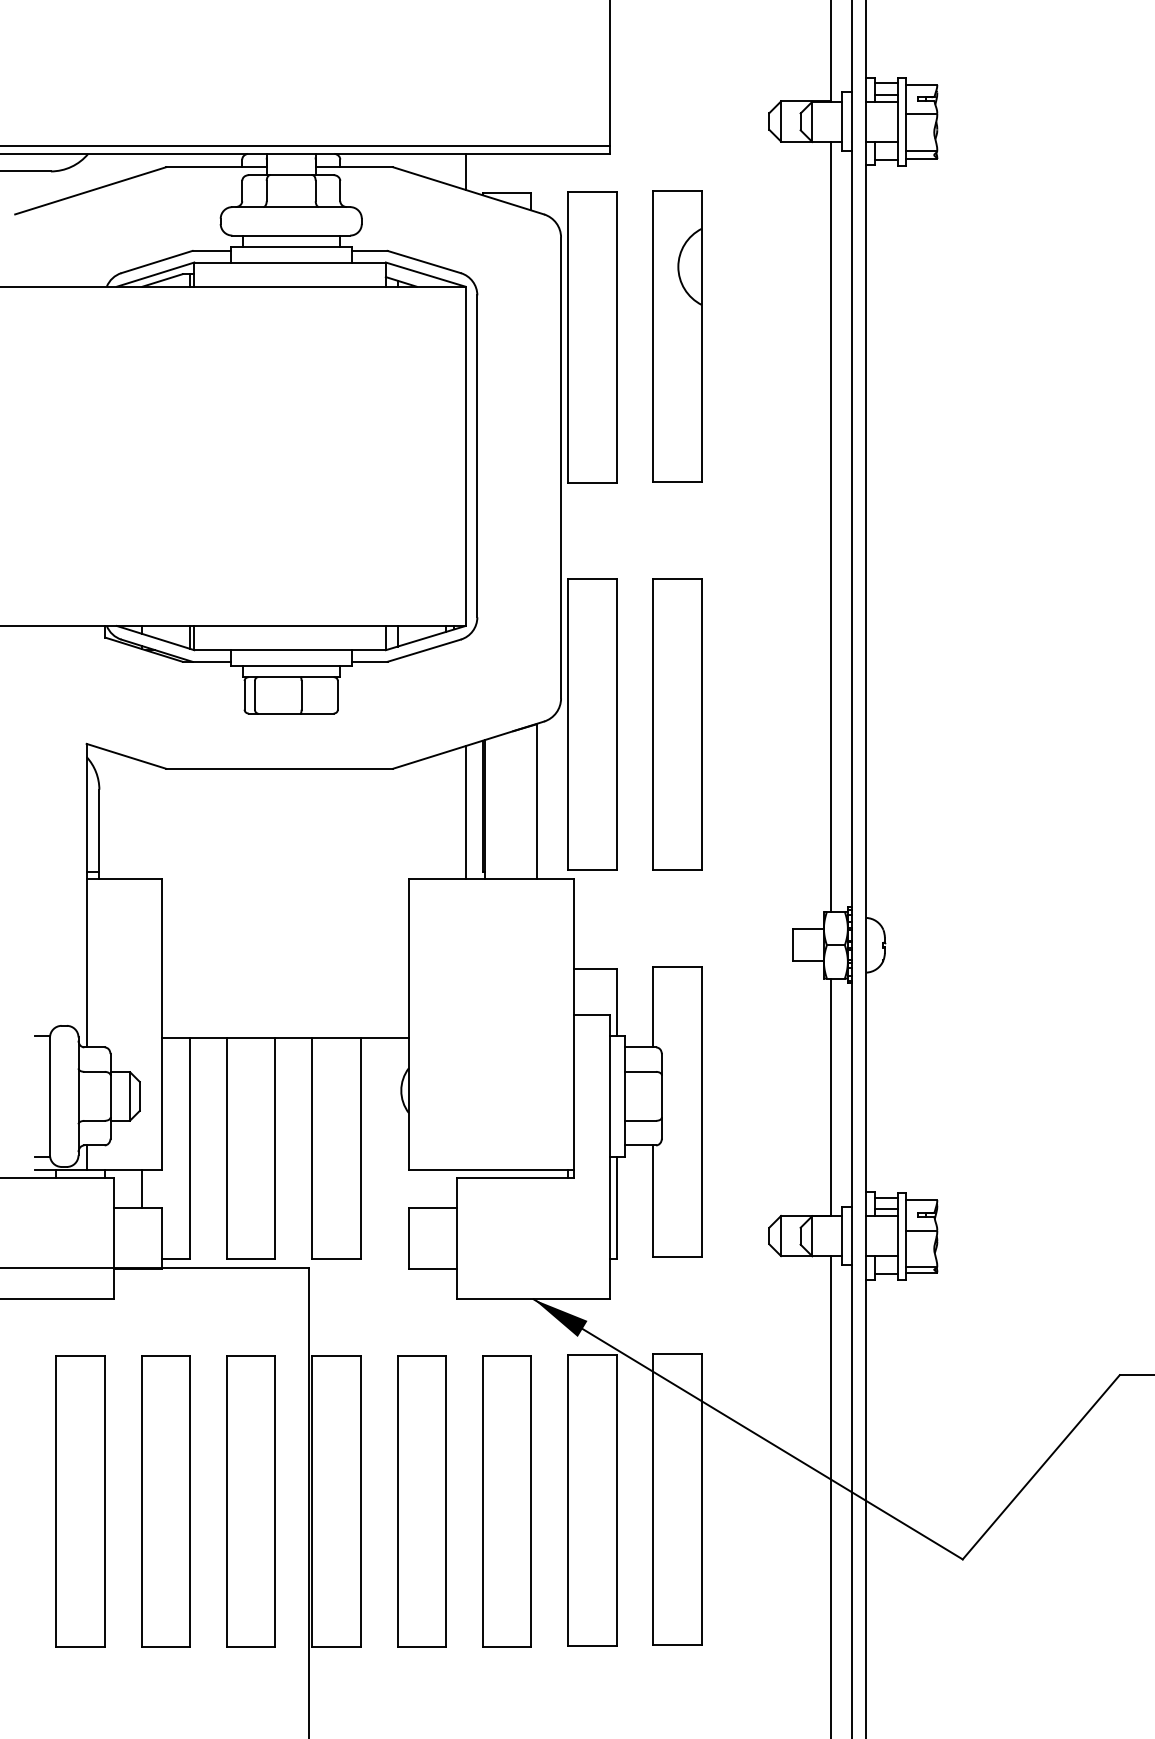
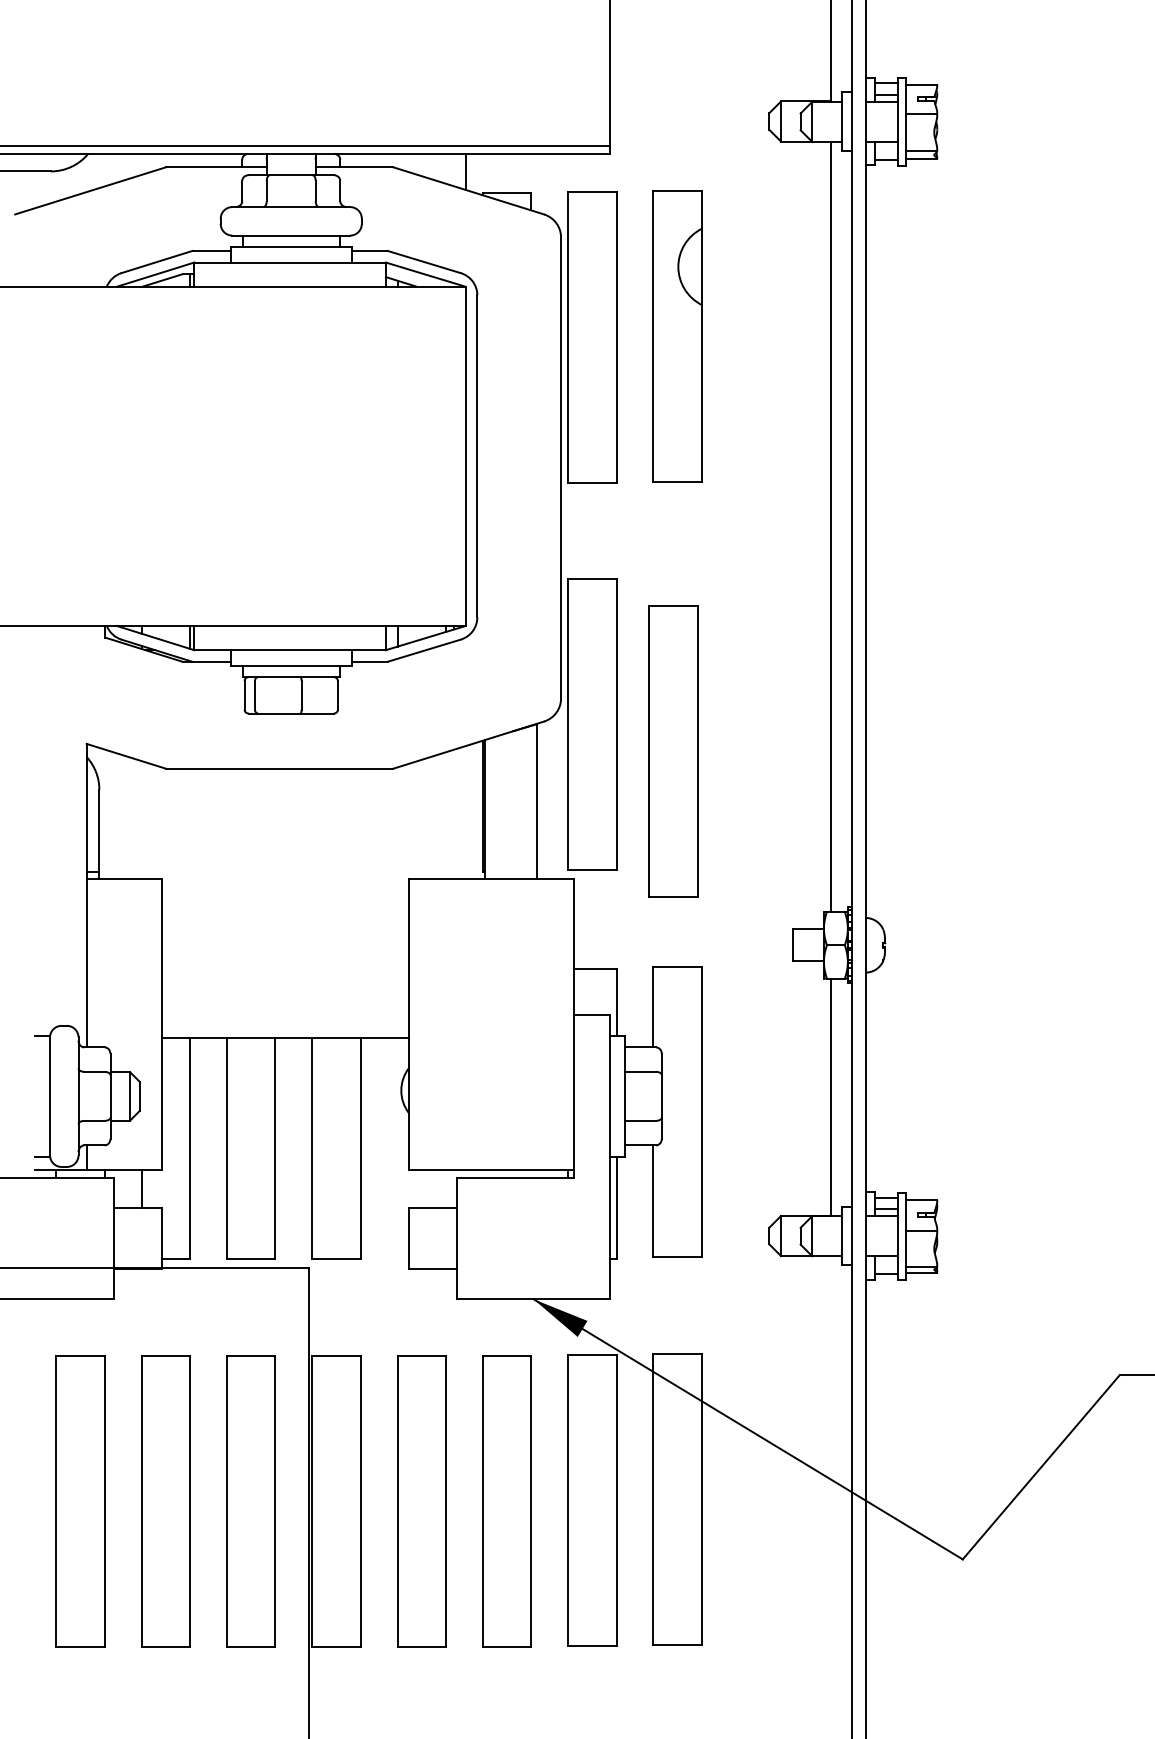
part position: (677, 724) -> (673, 751) (673, 751)
line: present -> none (465, 812)
line: present -> none (831, 1495)
